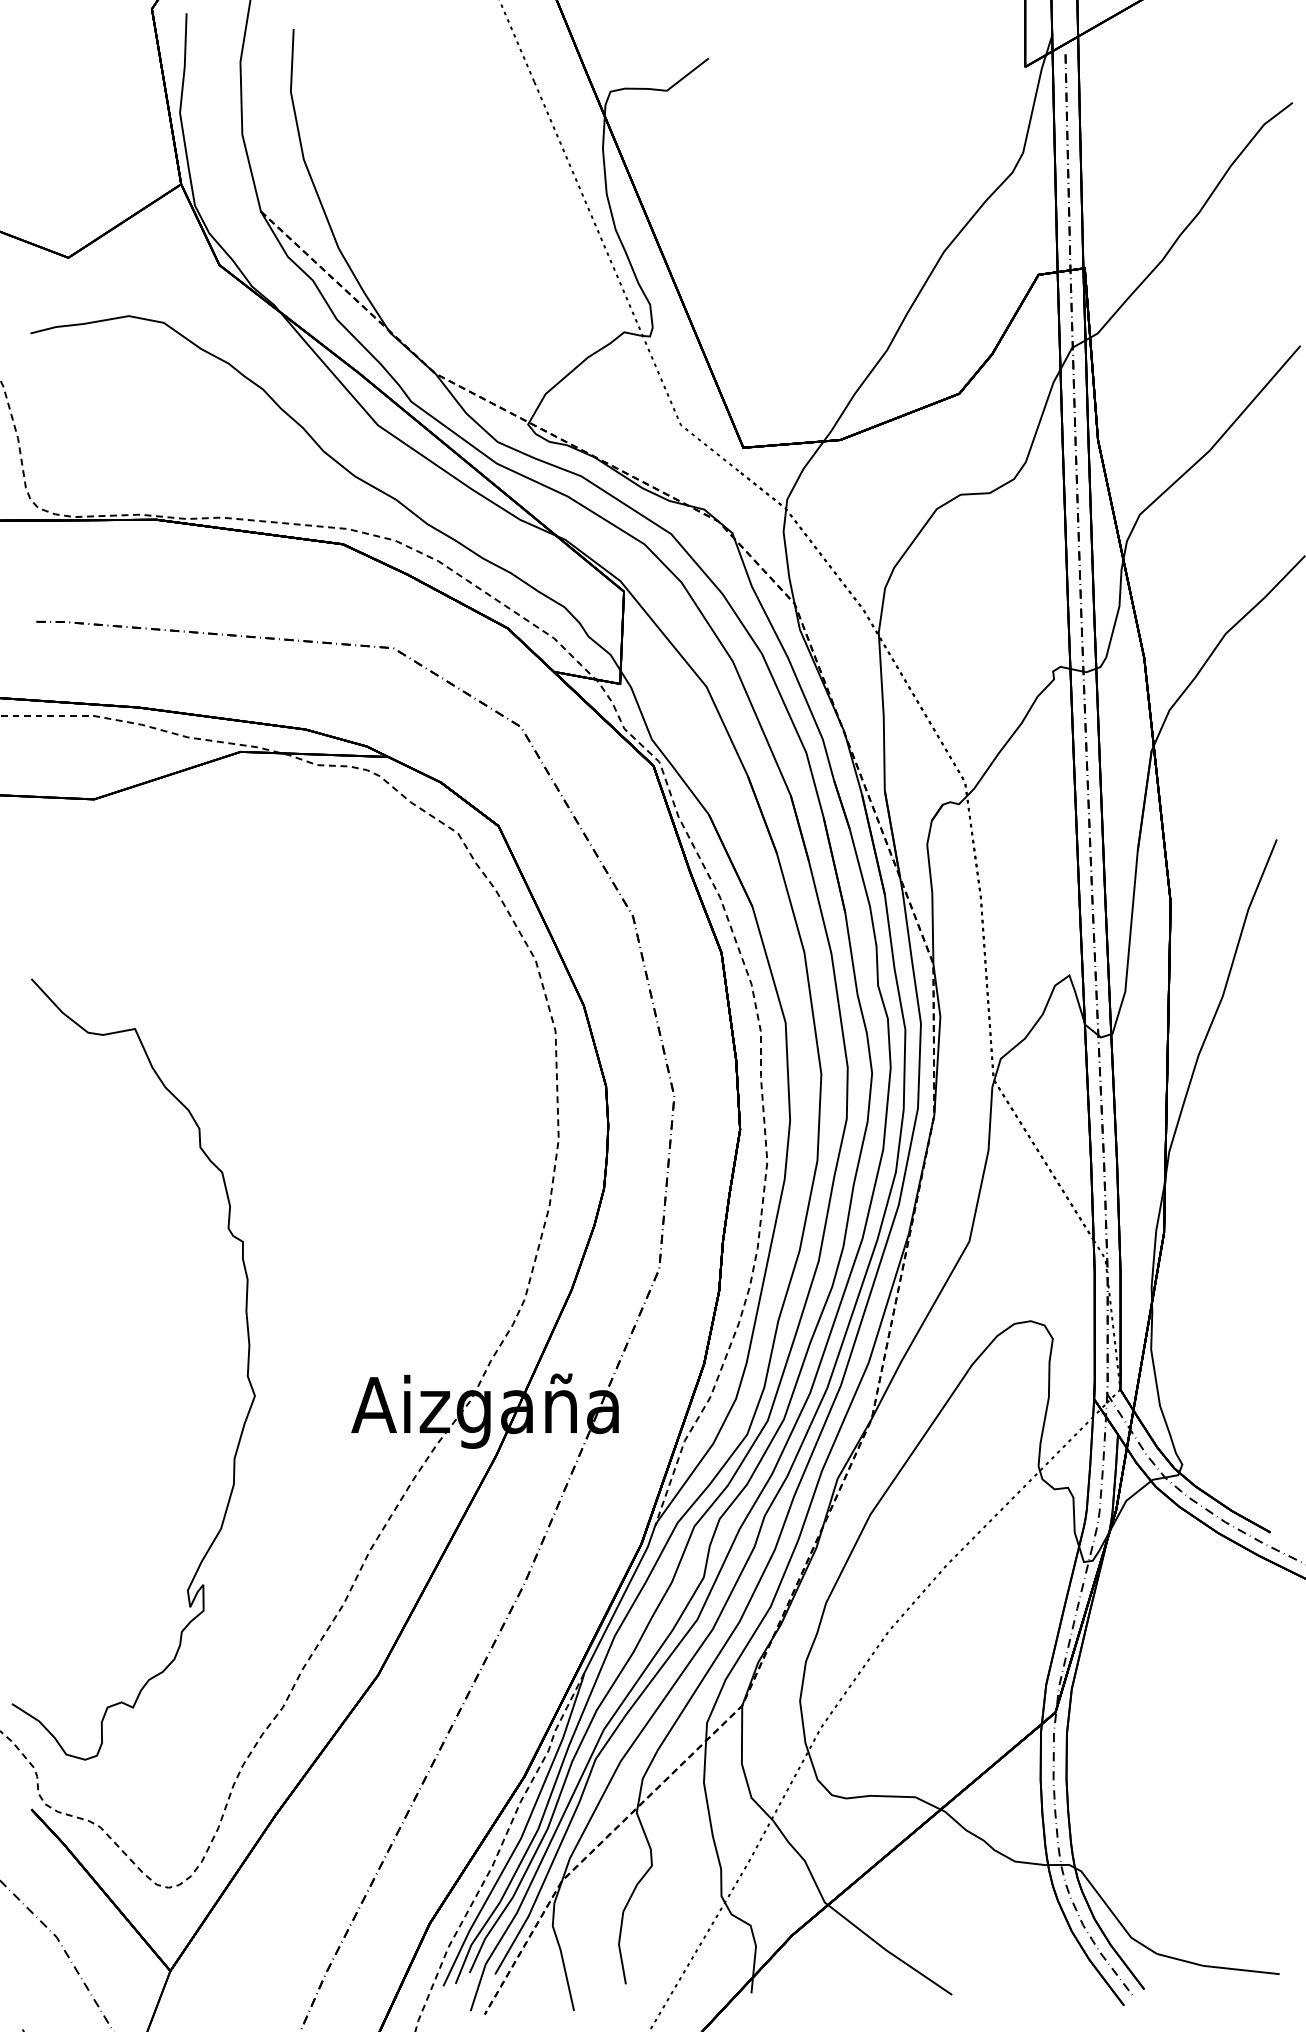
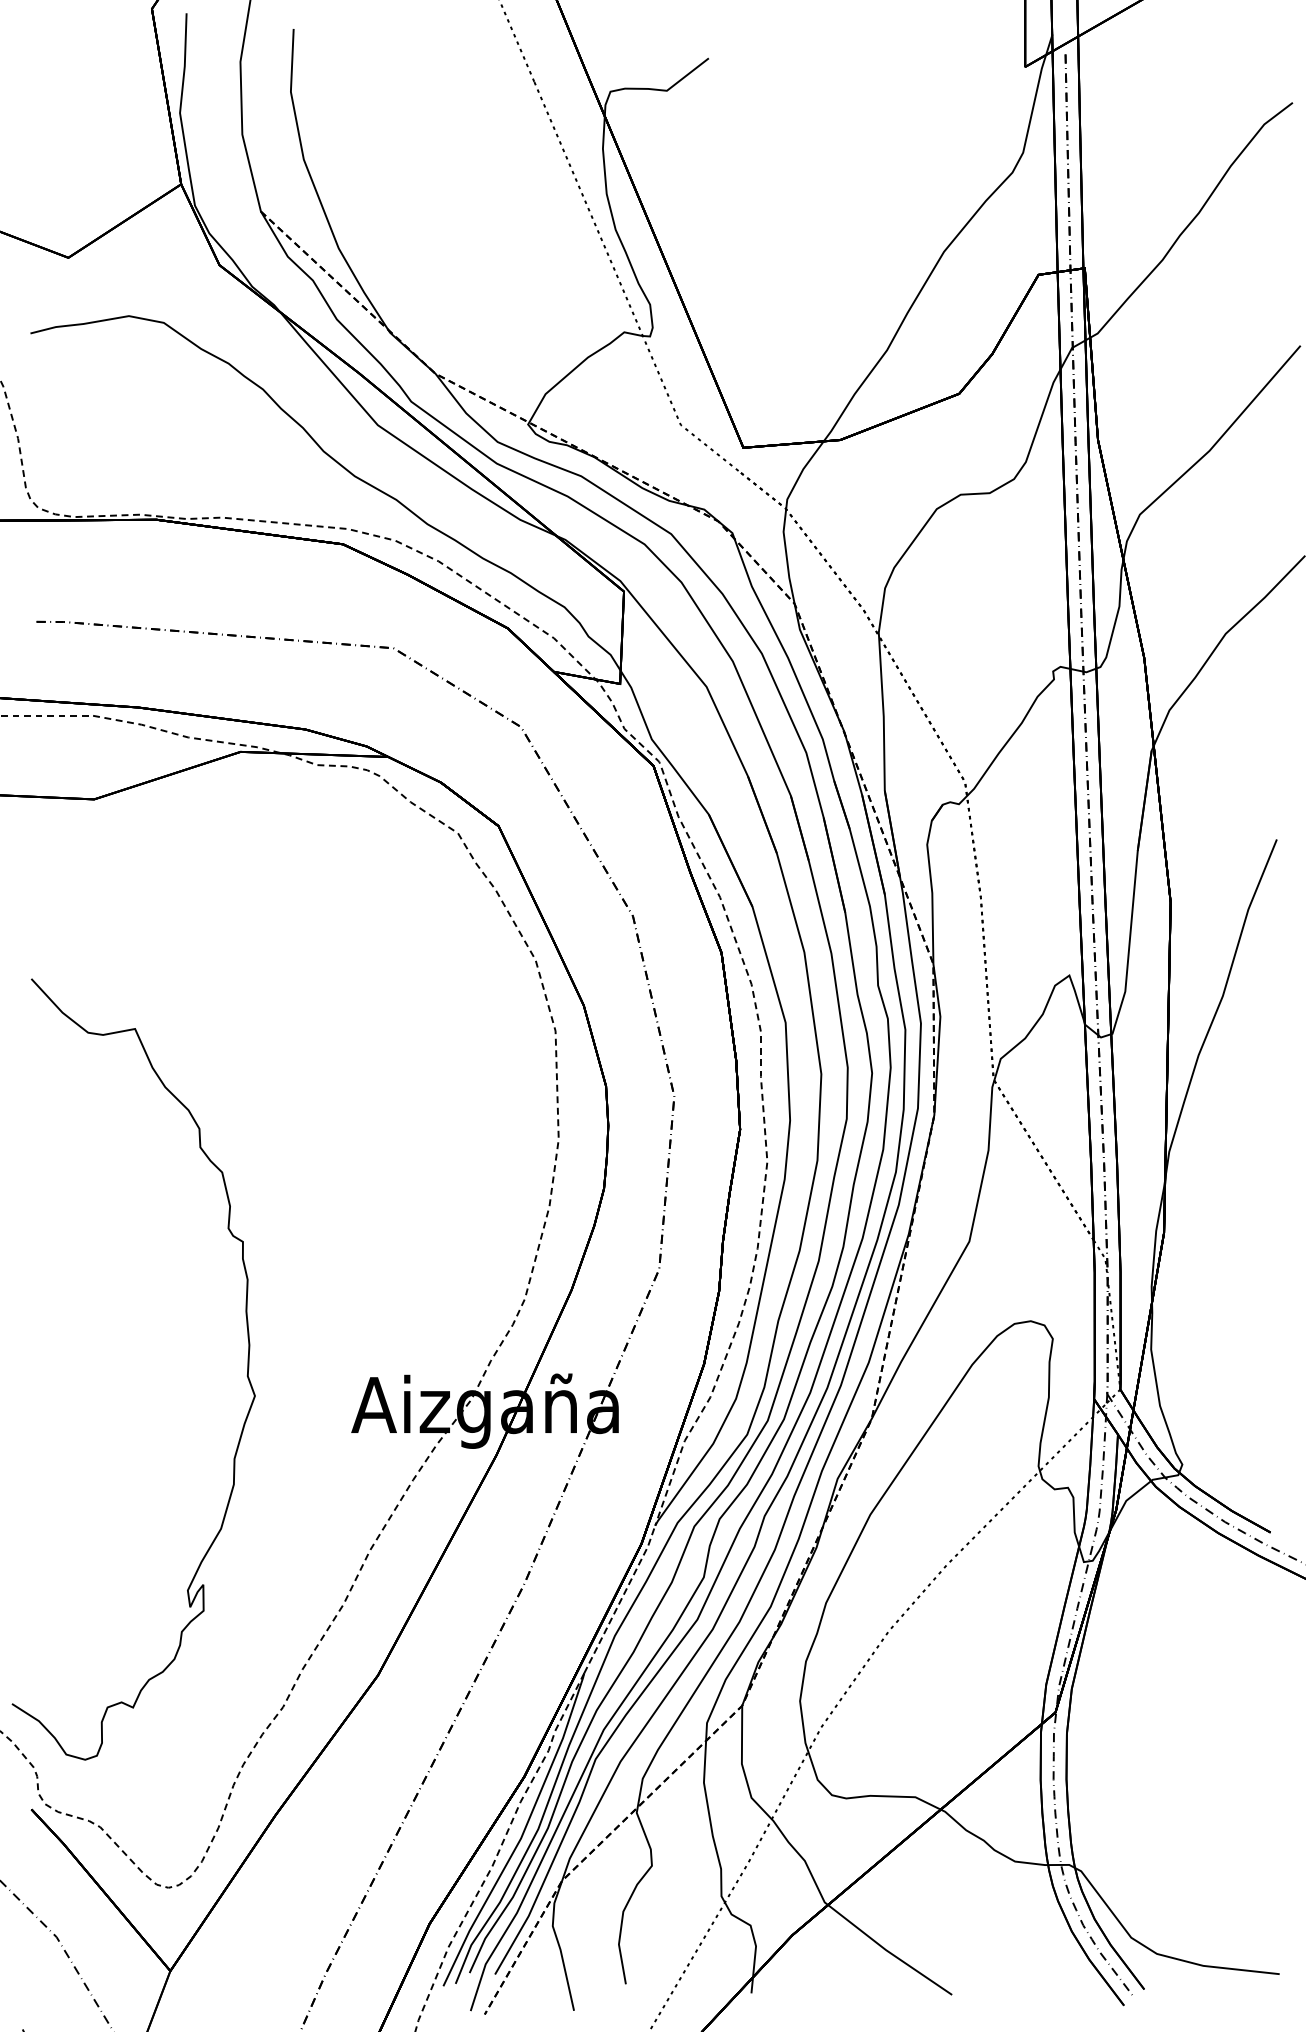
line: solid -> dashed (621, 1598)
